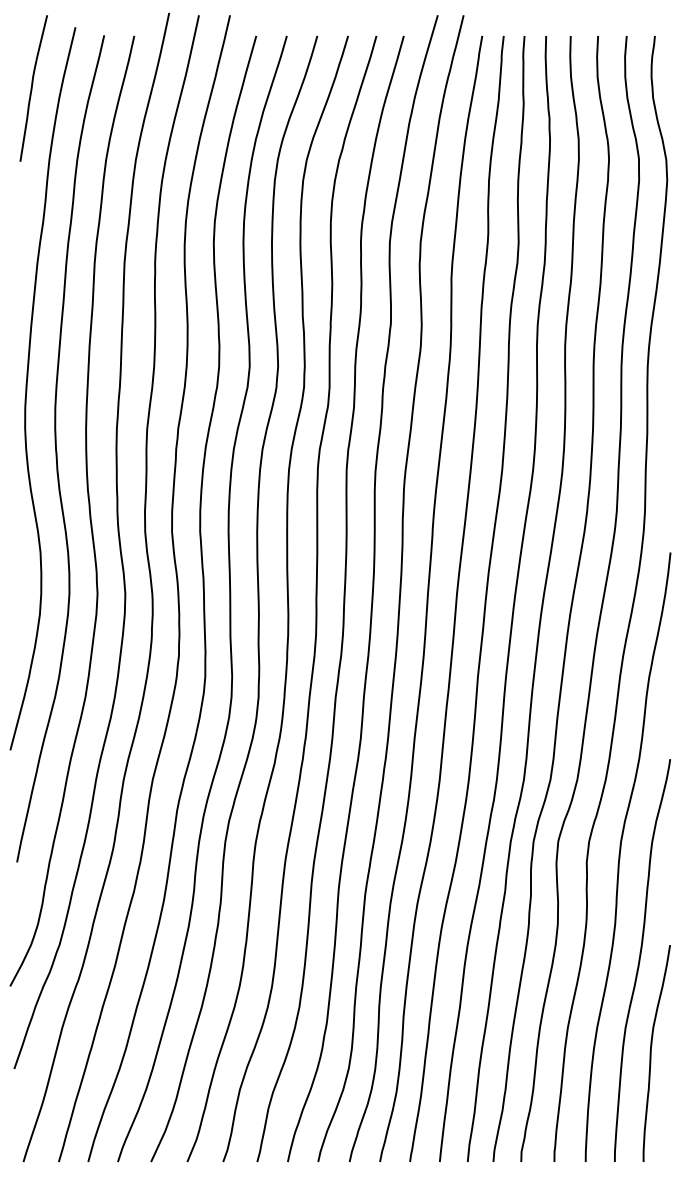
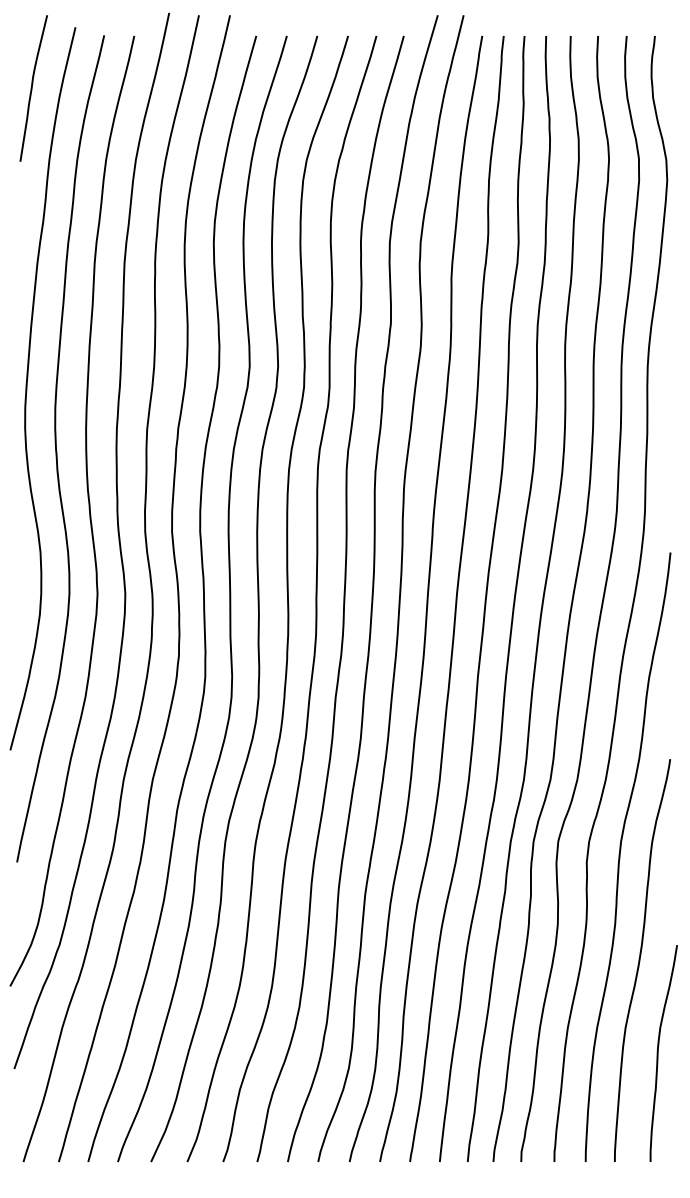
curve position: (651, 1053) -> (658, 1053) (658, 1053)
